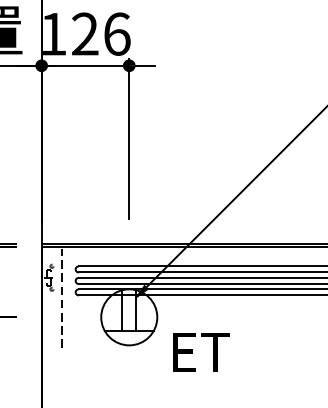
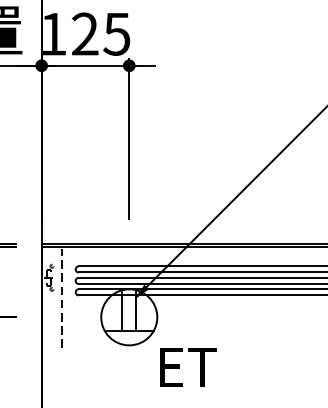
text: 126 -> 125 (116, 33)
text position: (201, 352) -> (188, 367) (188, 367)
